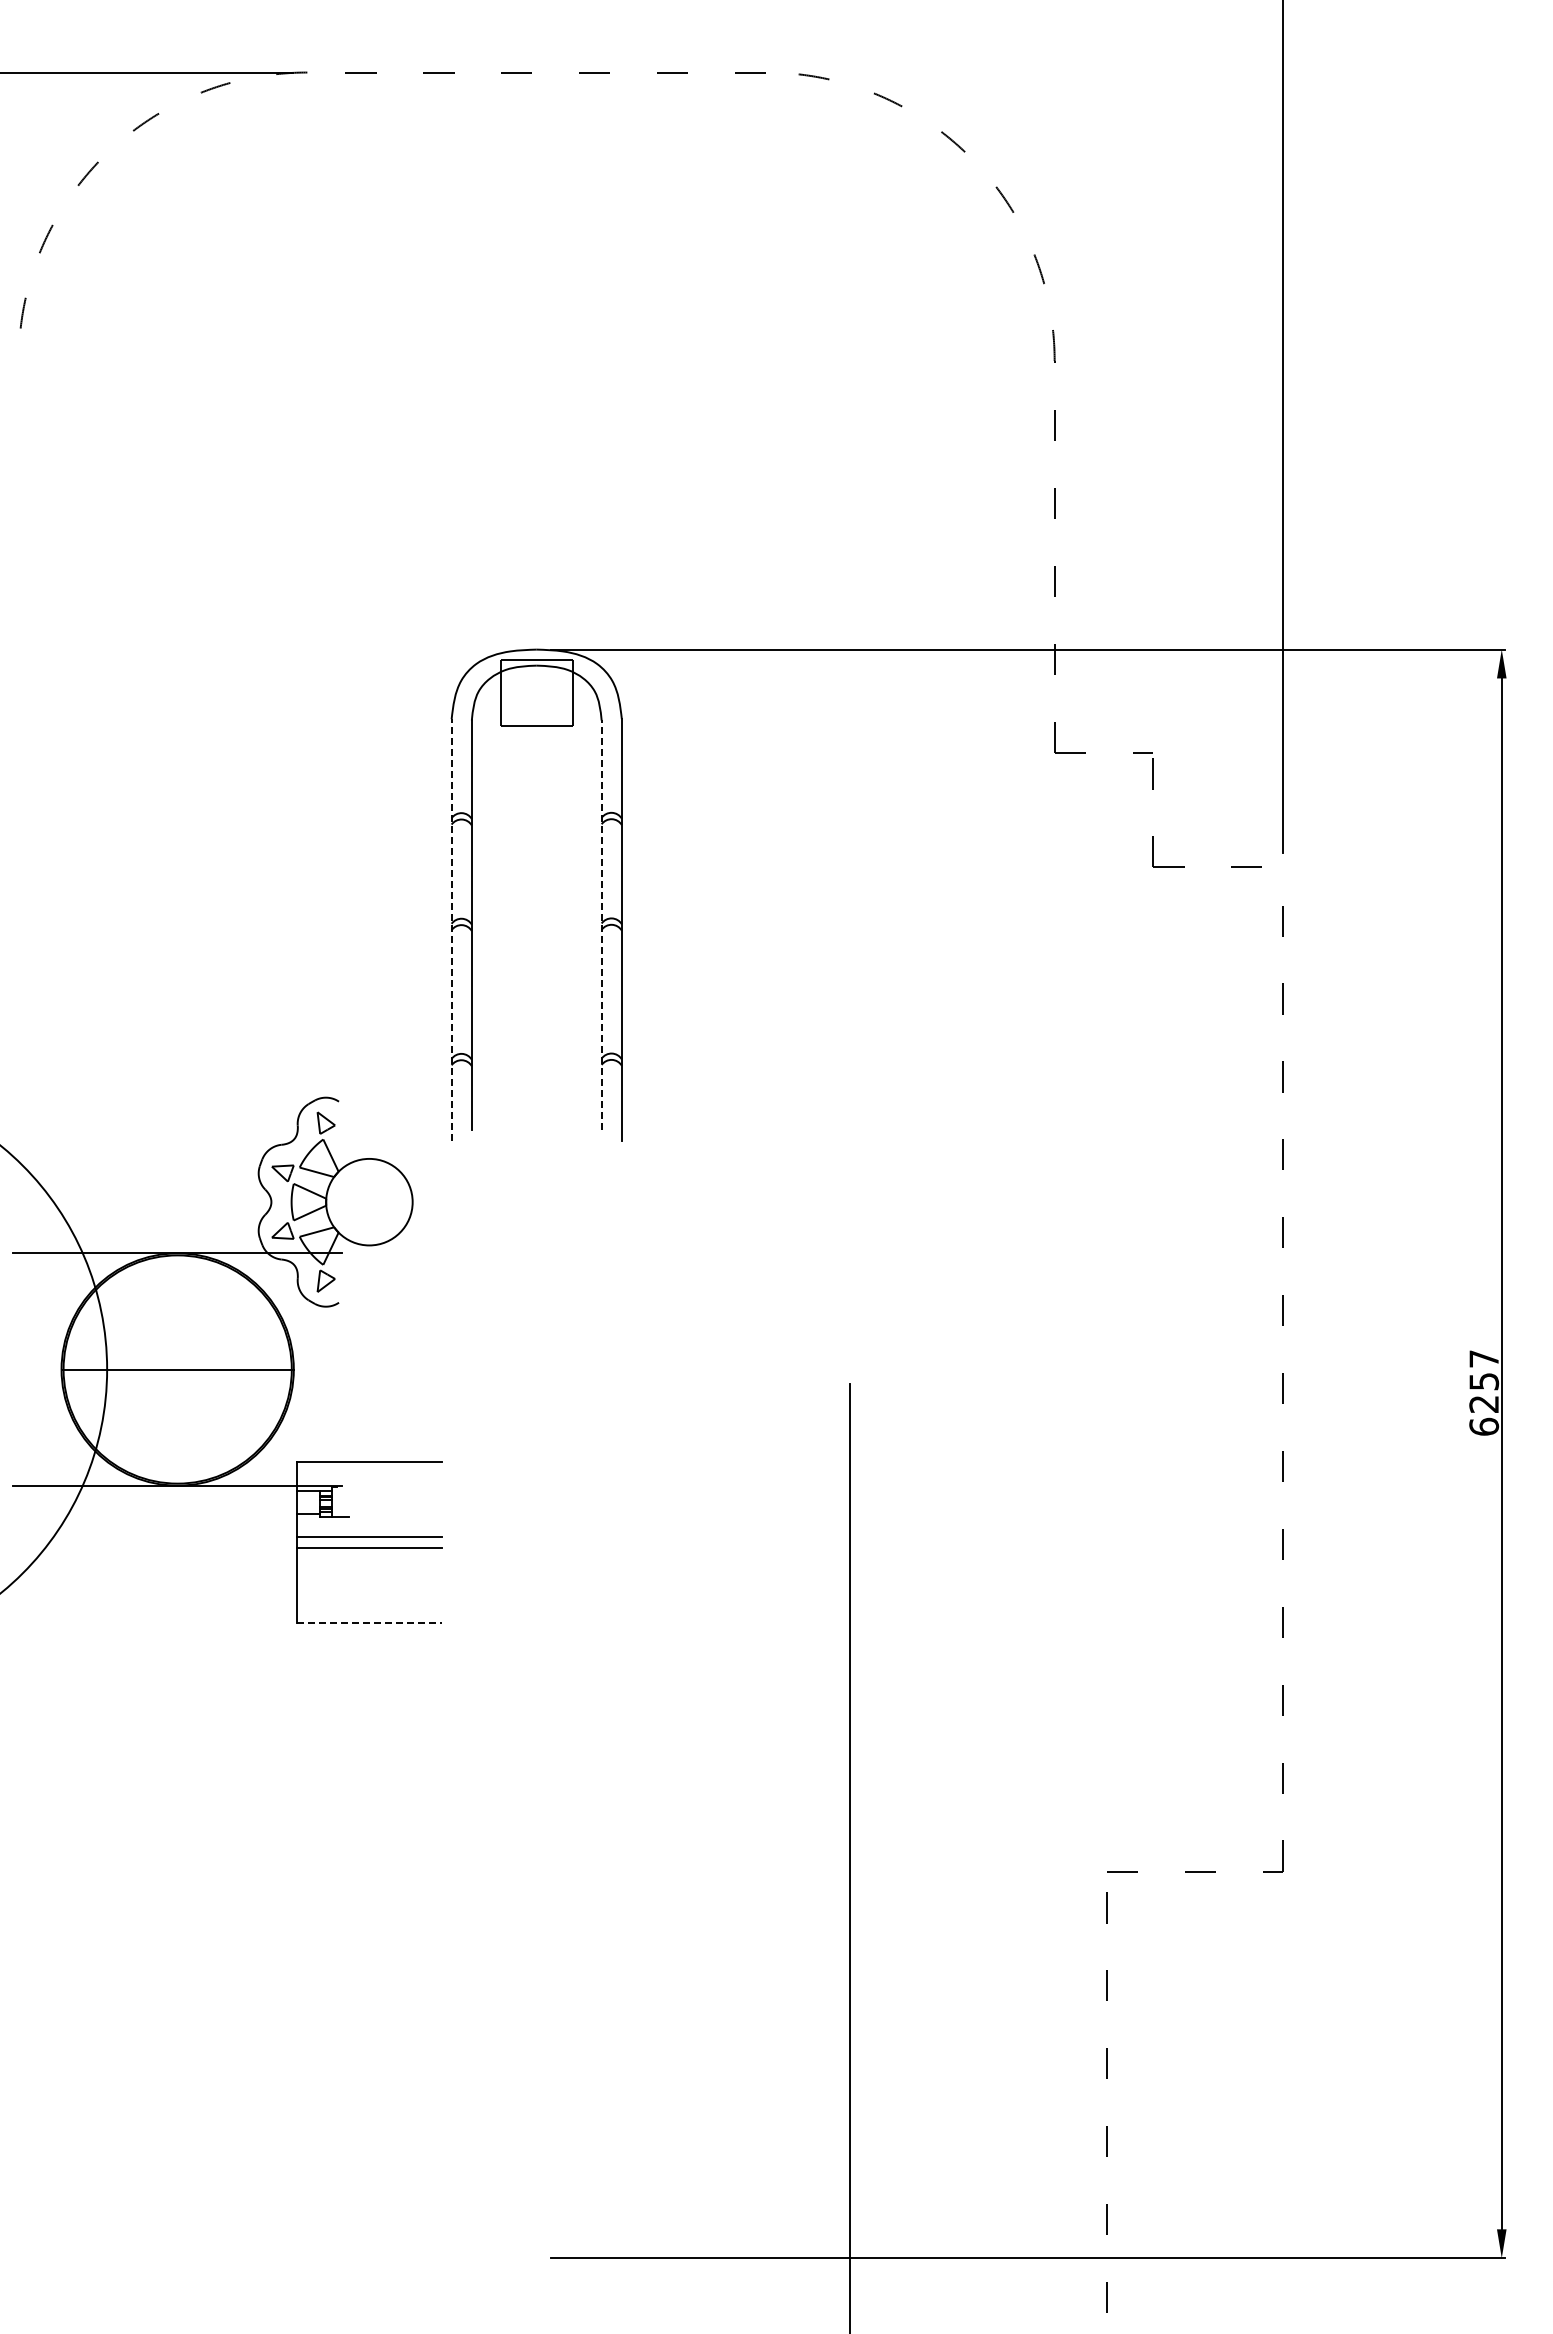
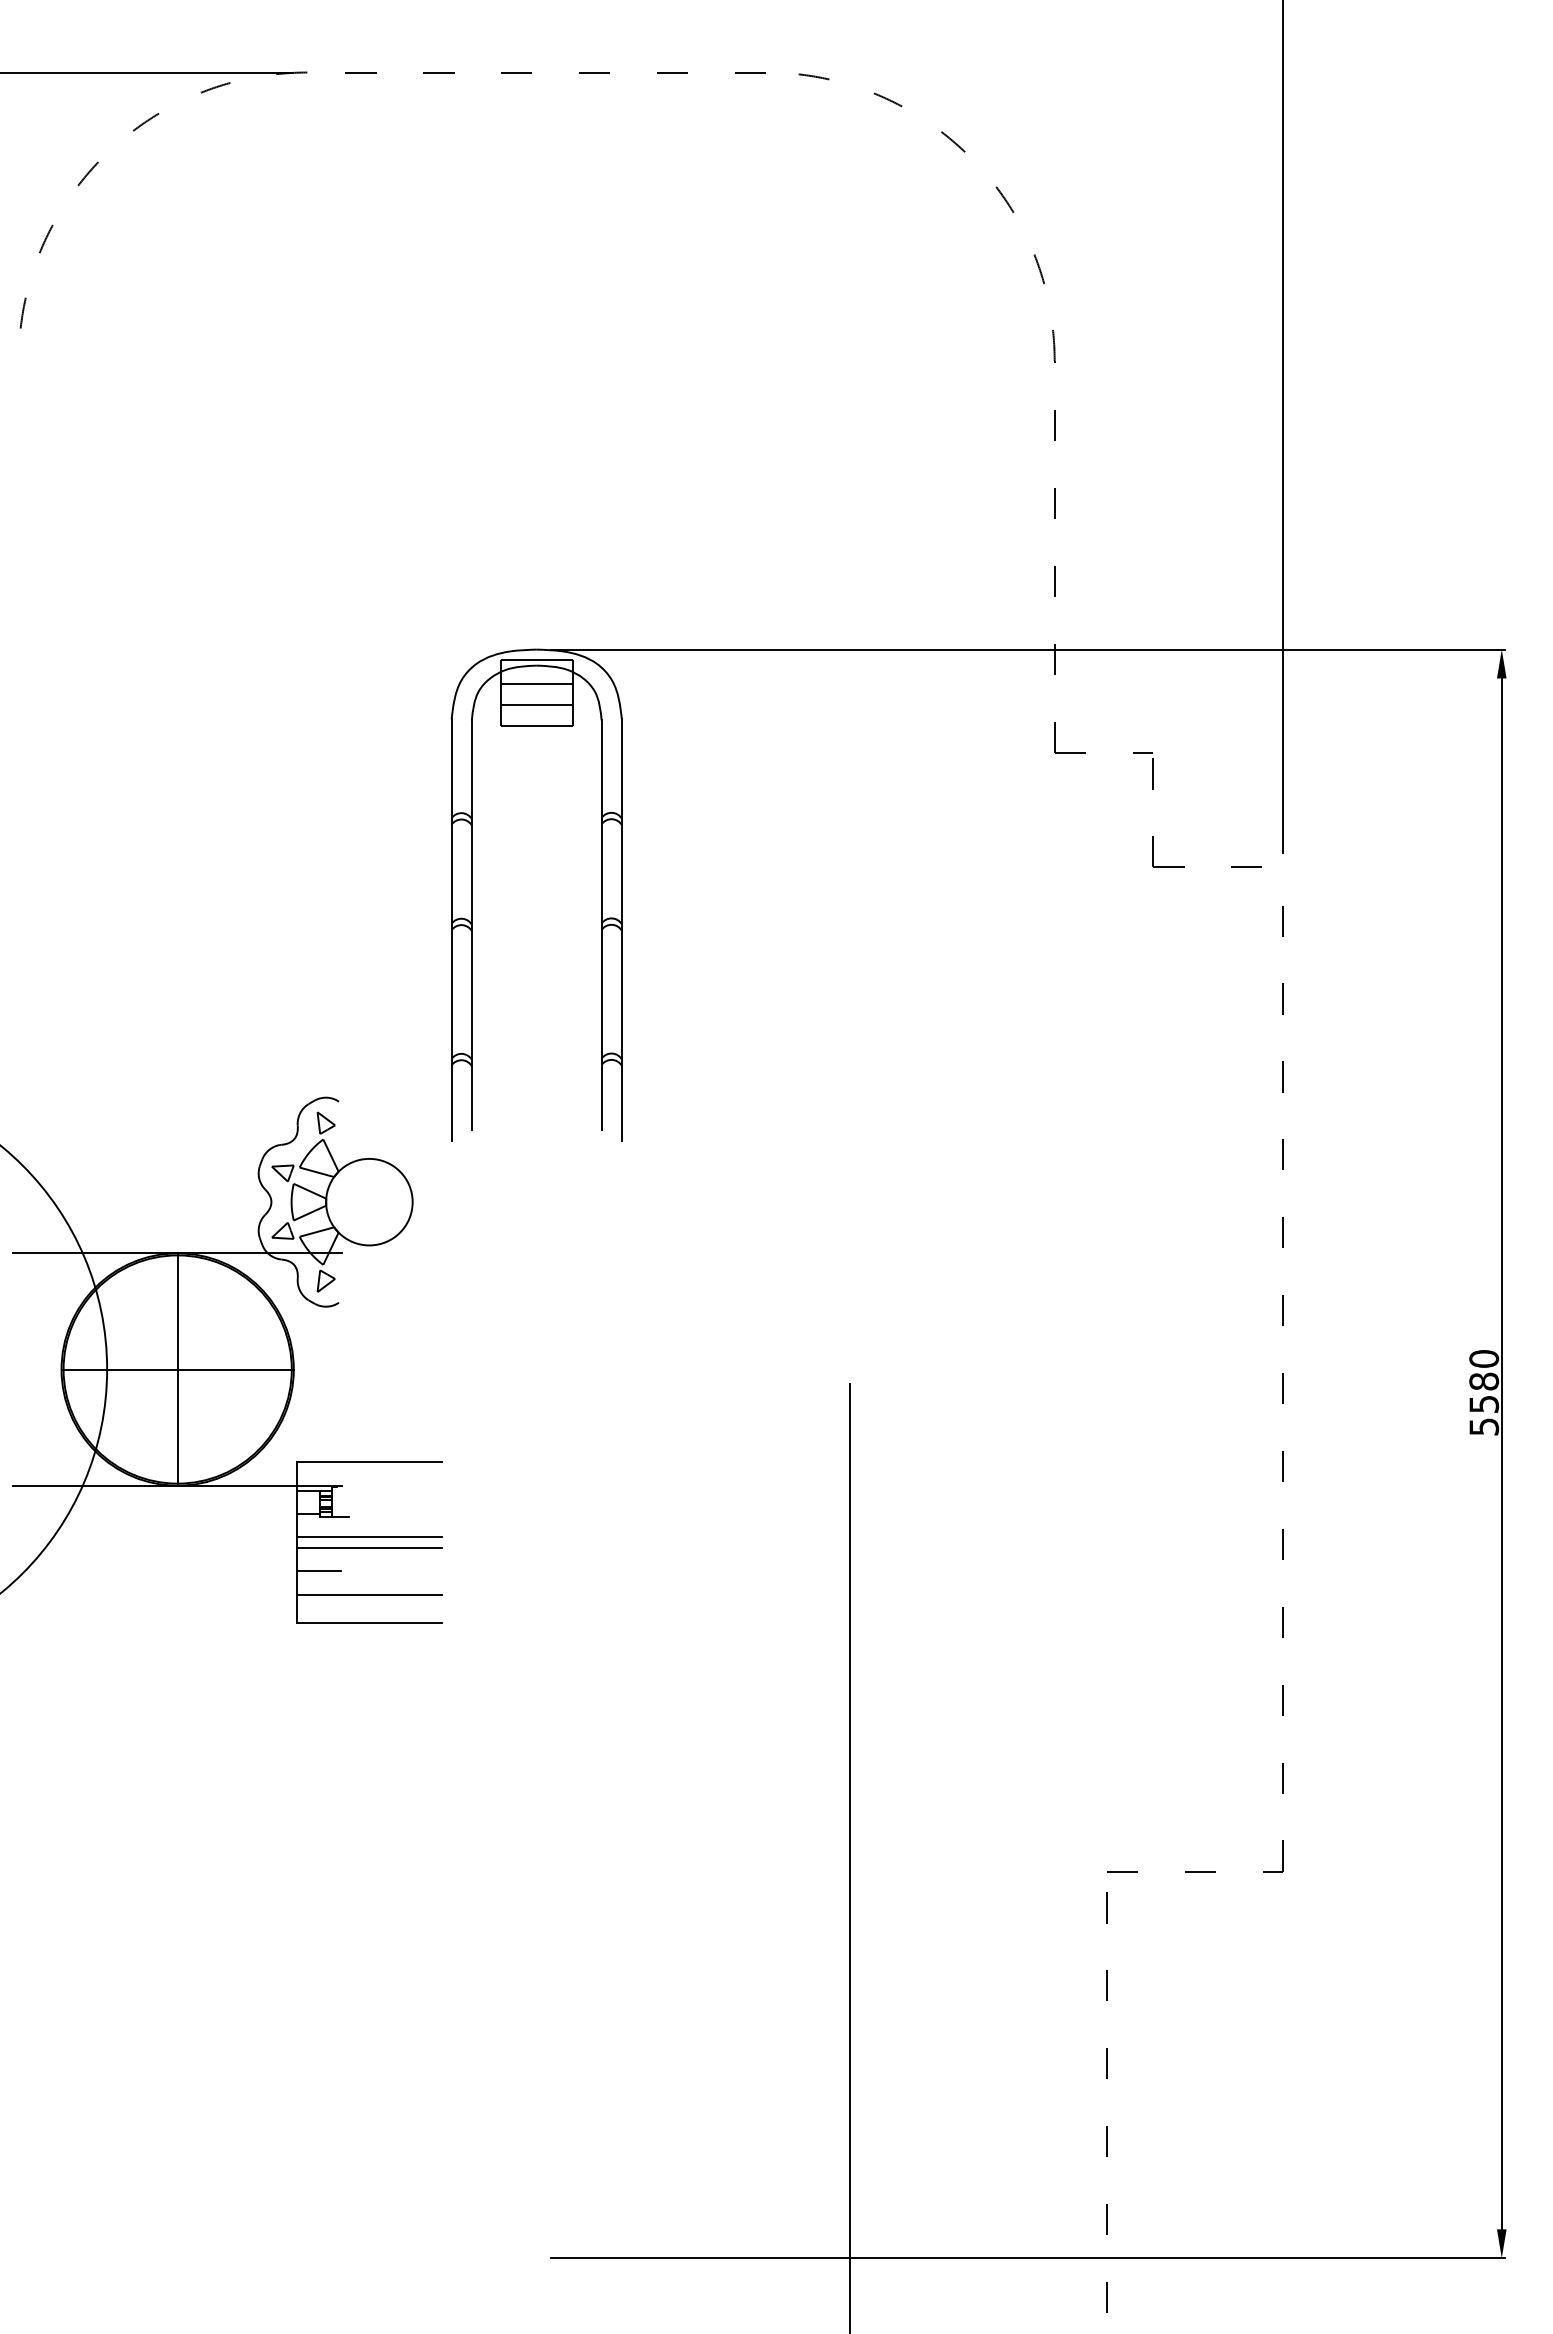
line: none -> present (536, 683)
line: none -> present (536, 704)
line: dashed -> solid (601, 924)
line: dashed -> solid (451, 930)
line: none -> present (177, 1369)
text: 6257 -> 5580 (1484, 1392)
line: none -> present (318, 1571)
line: none -> present (369, 1594)
line: dashed -> solid (369, 1623)
